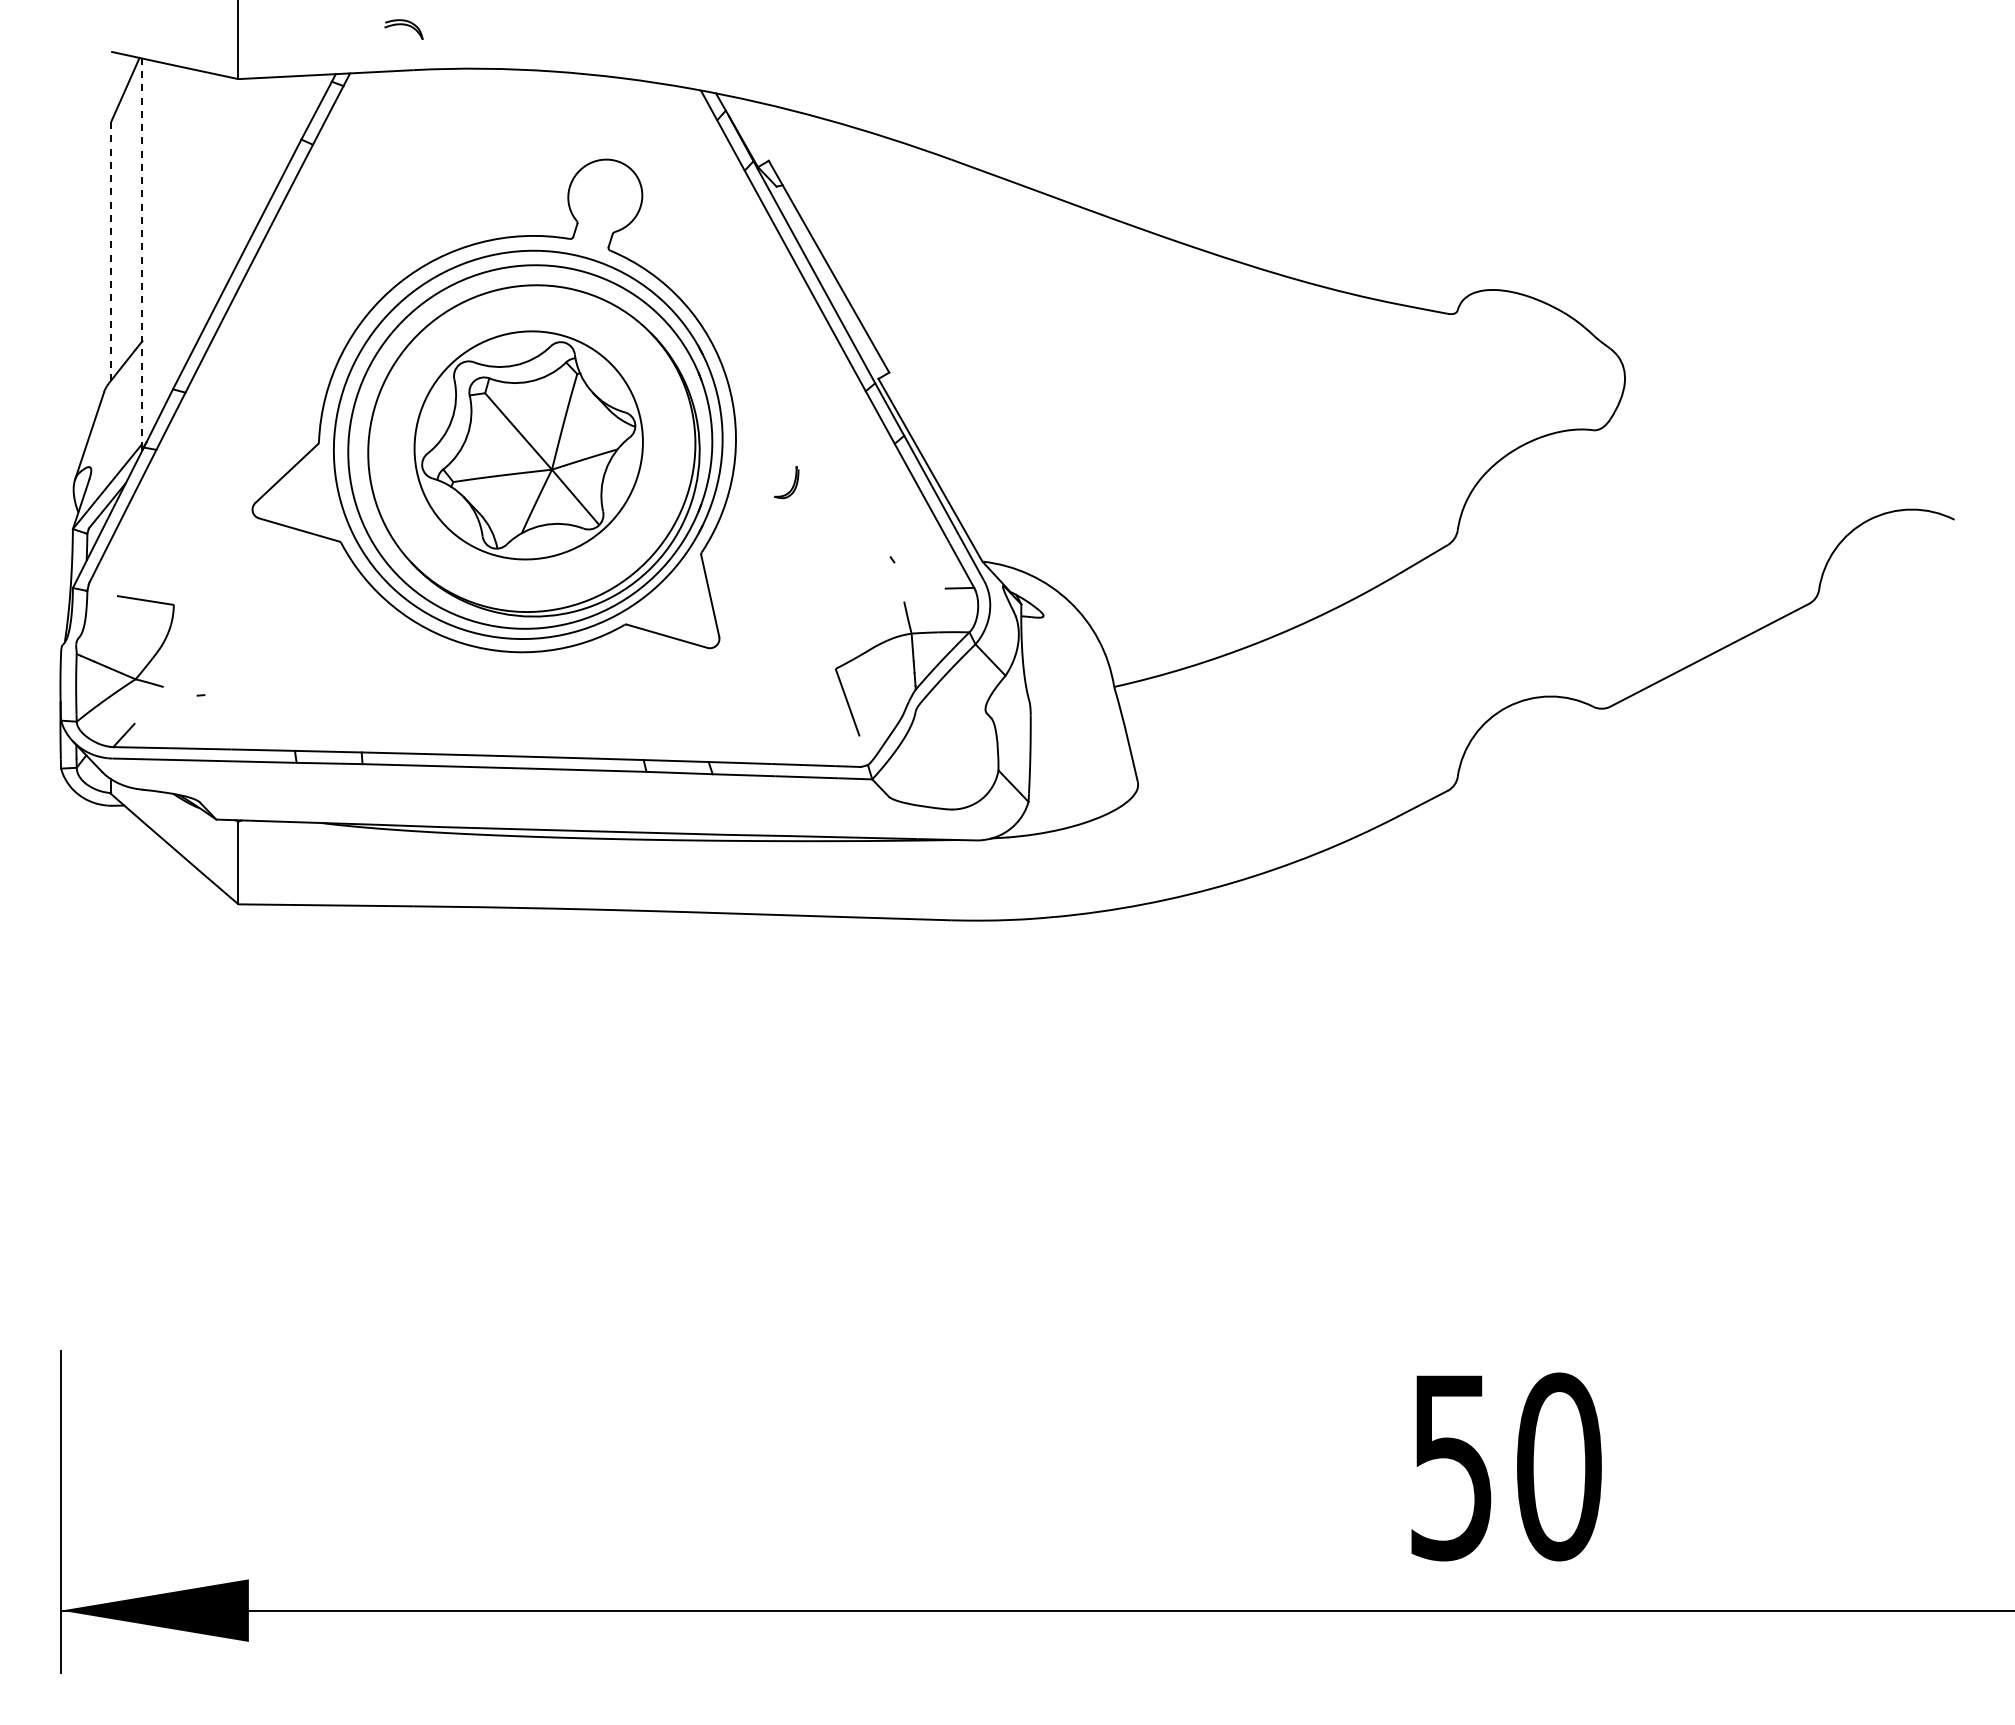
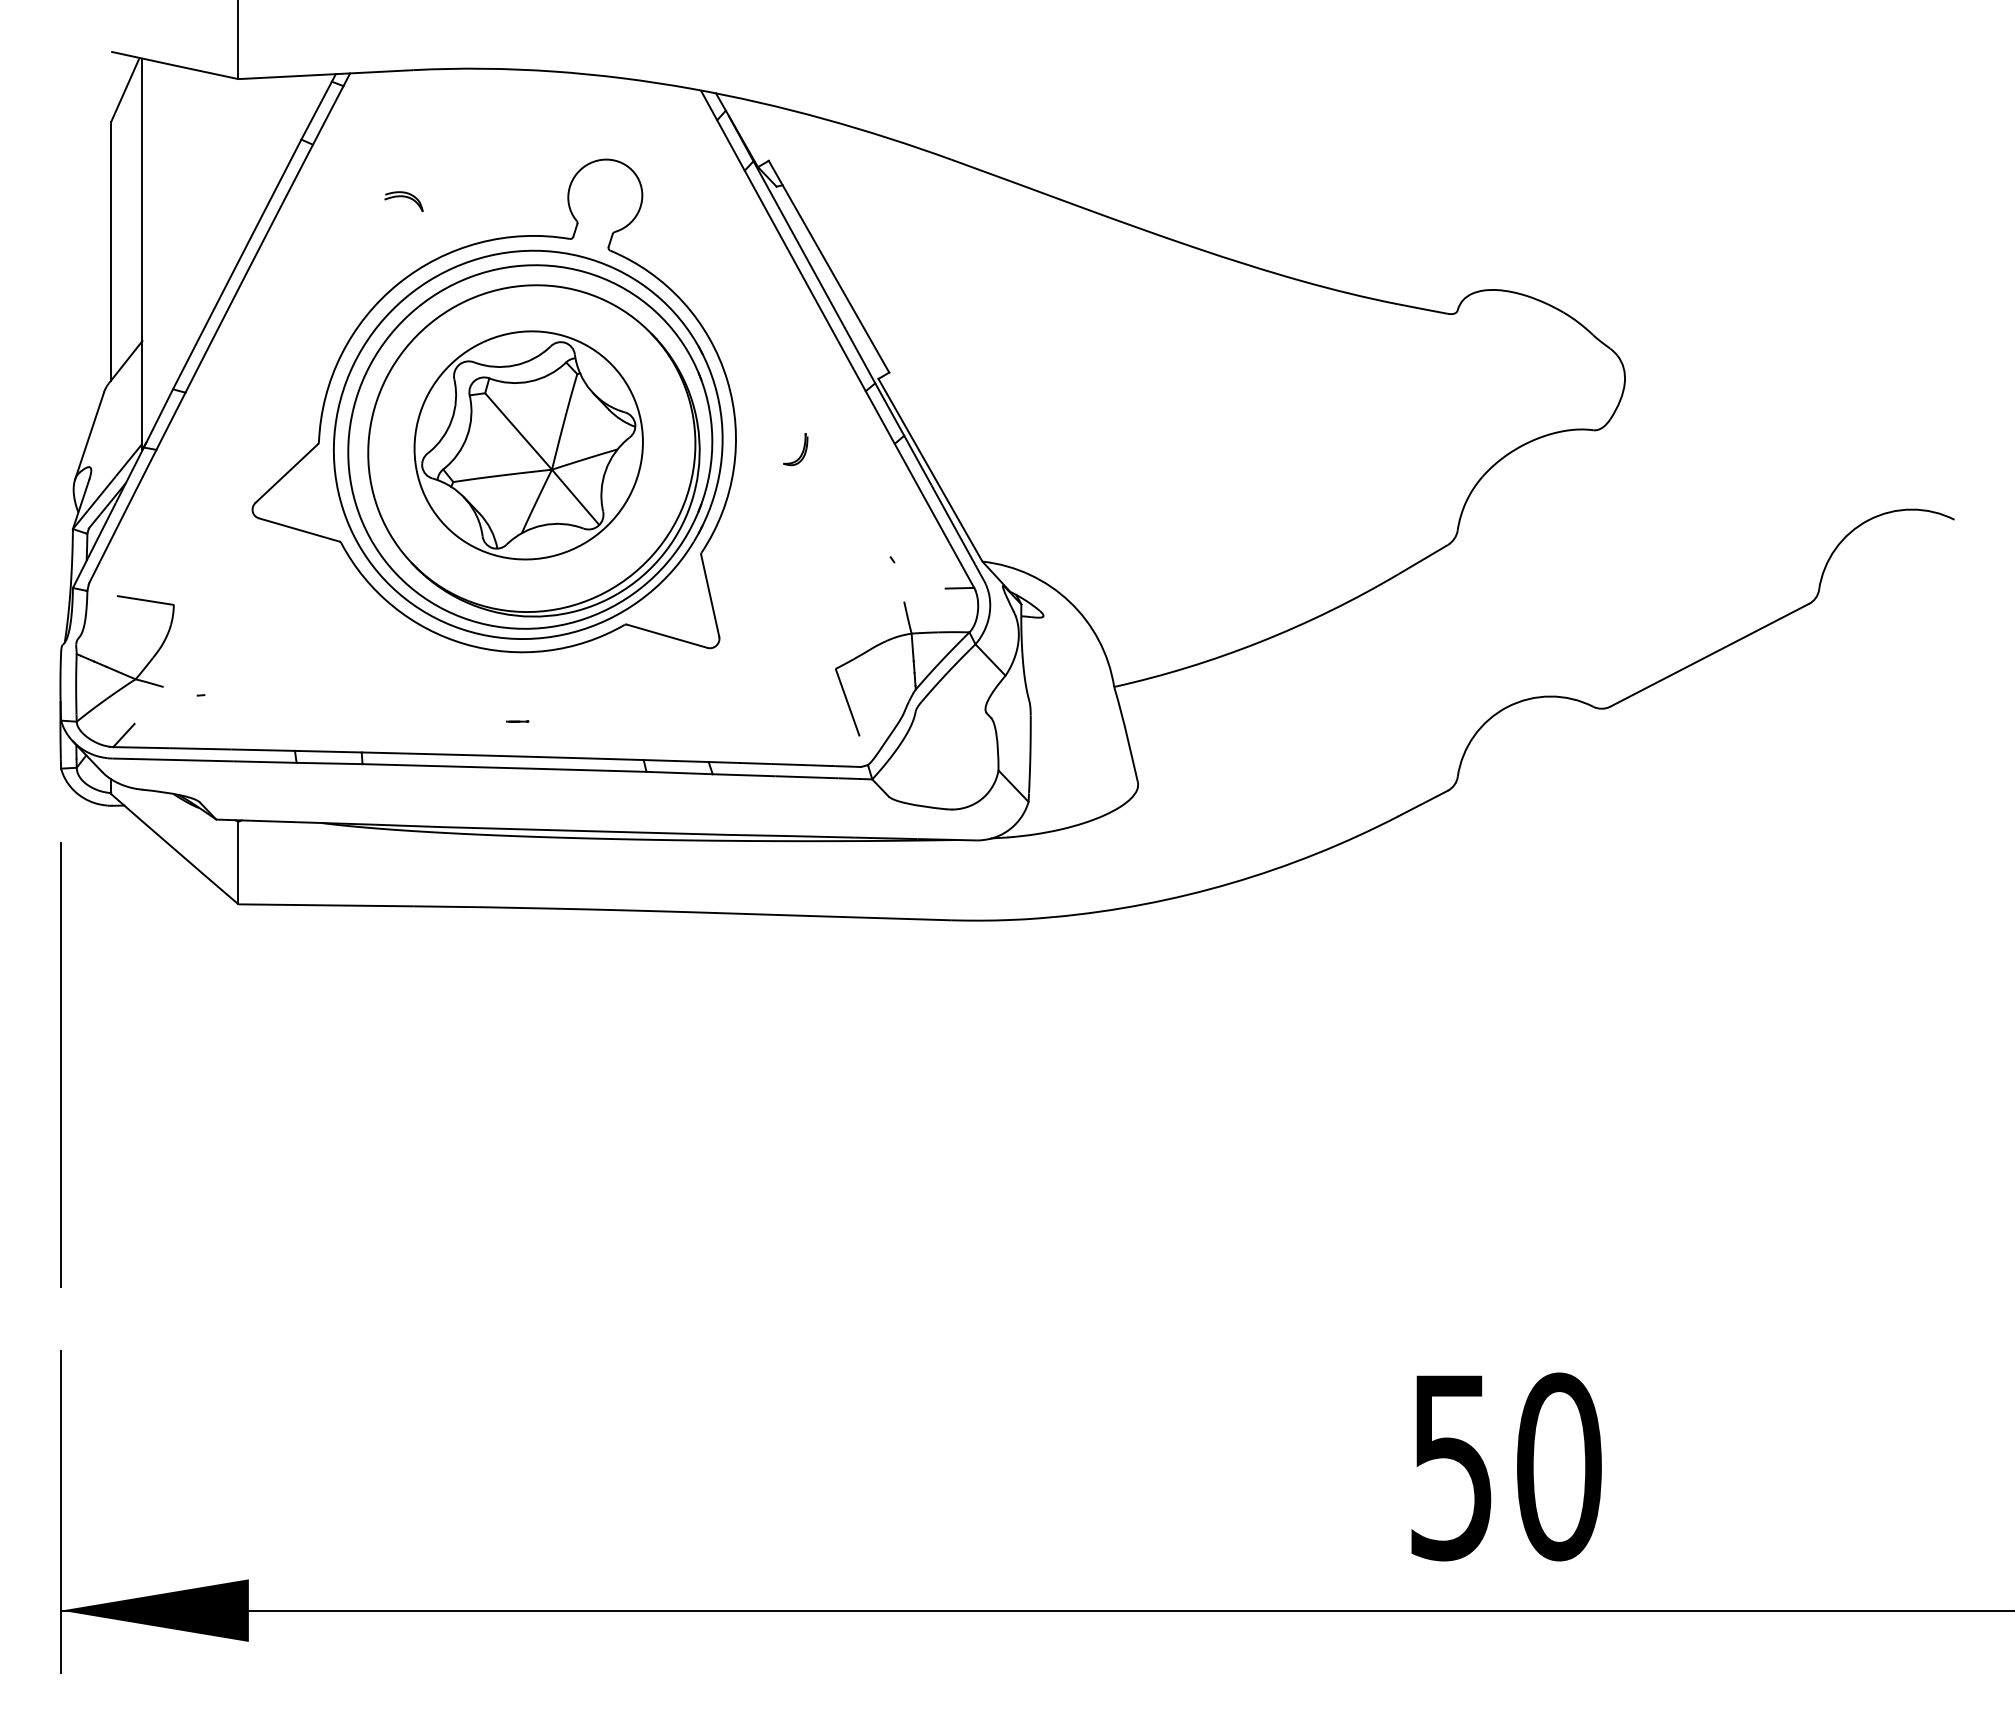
part position: (403, 29) -> (403, 201) (403, 201)
line: dashed -> solid (111, 251)
line: dashed -> solid (142, 253)
part position: (792, 485) -> (801, 452) (801, 452)
line: none -> present (517, 721)
line: none -> present (61, 1064)
